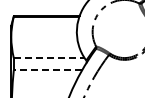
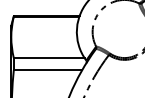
line: dashed -> solid (49, 58)
line: dashed -> solid (47, 70)
